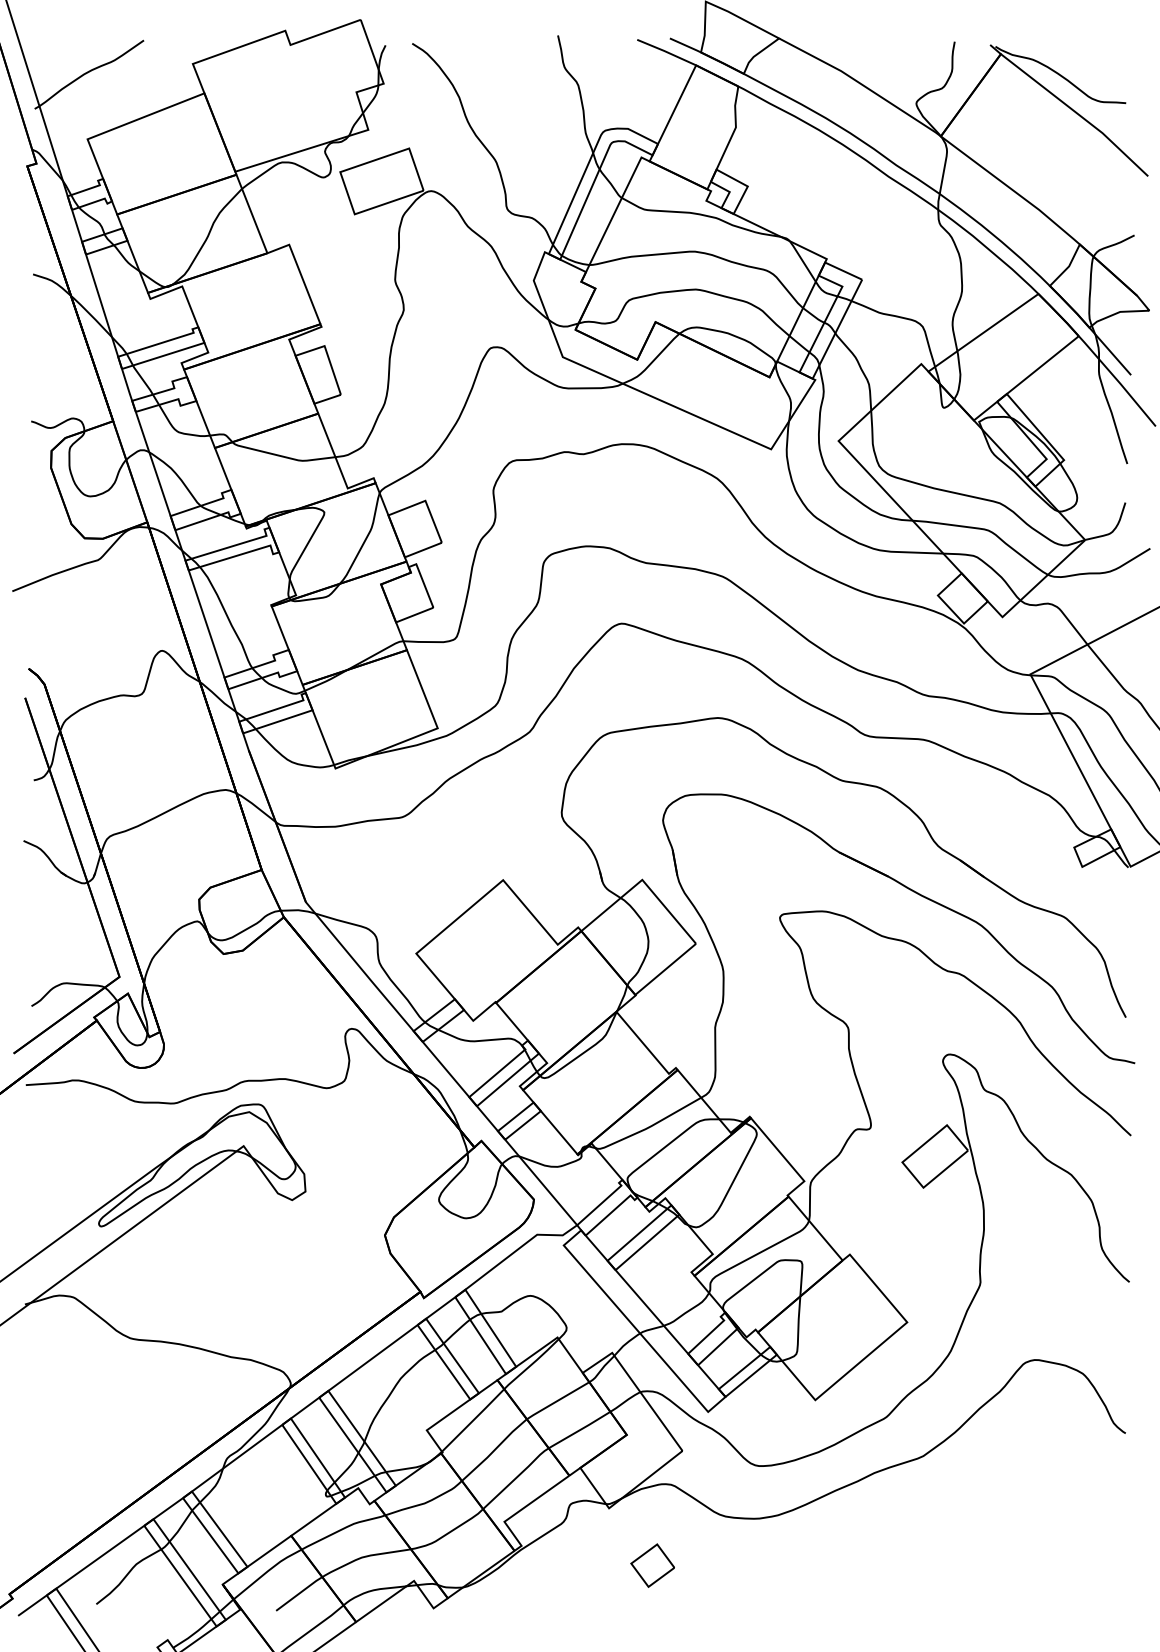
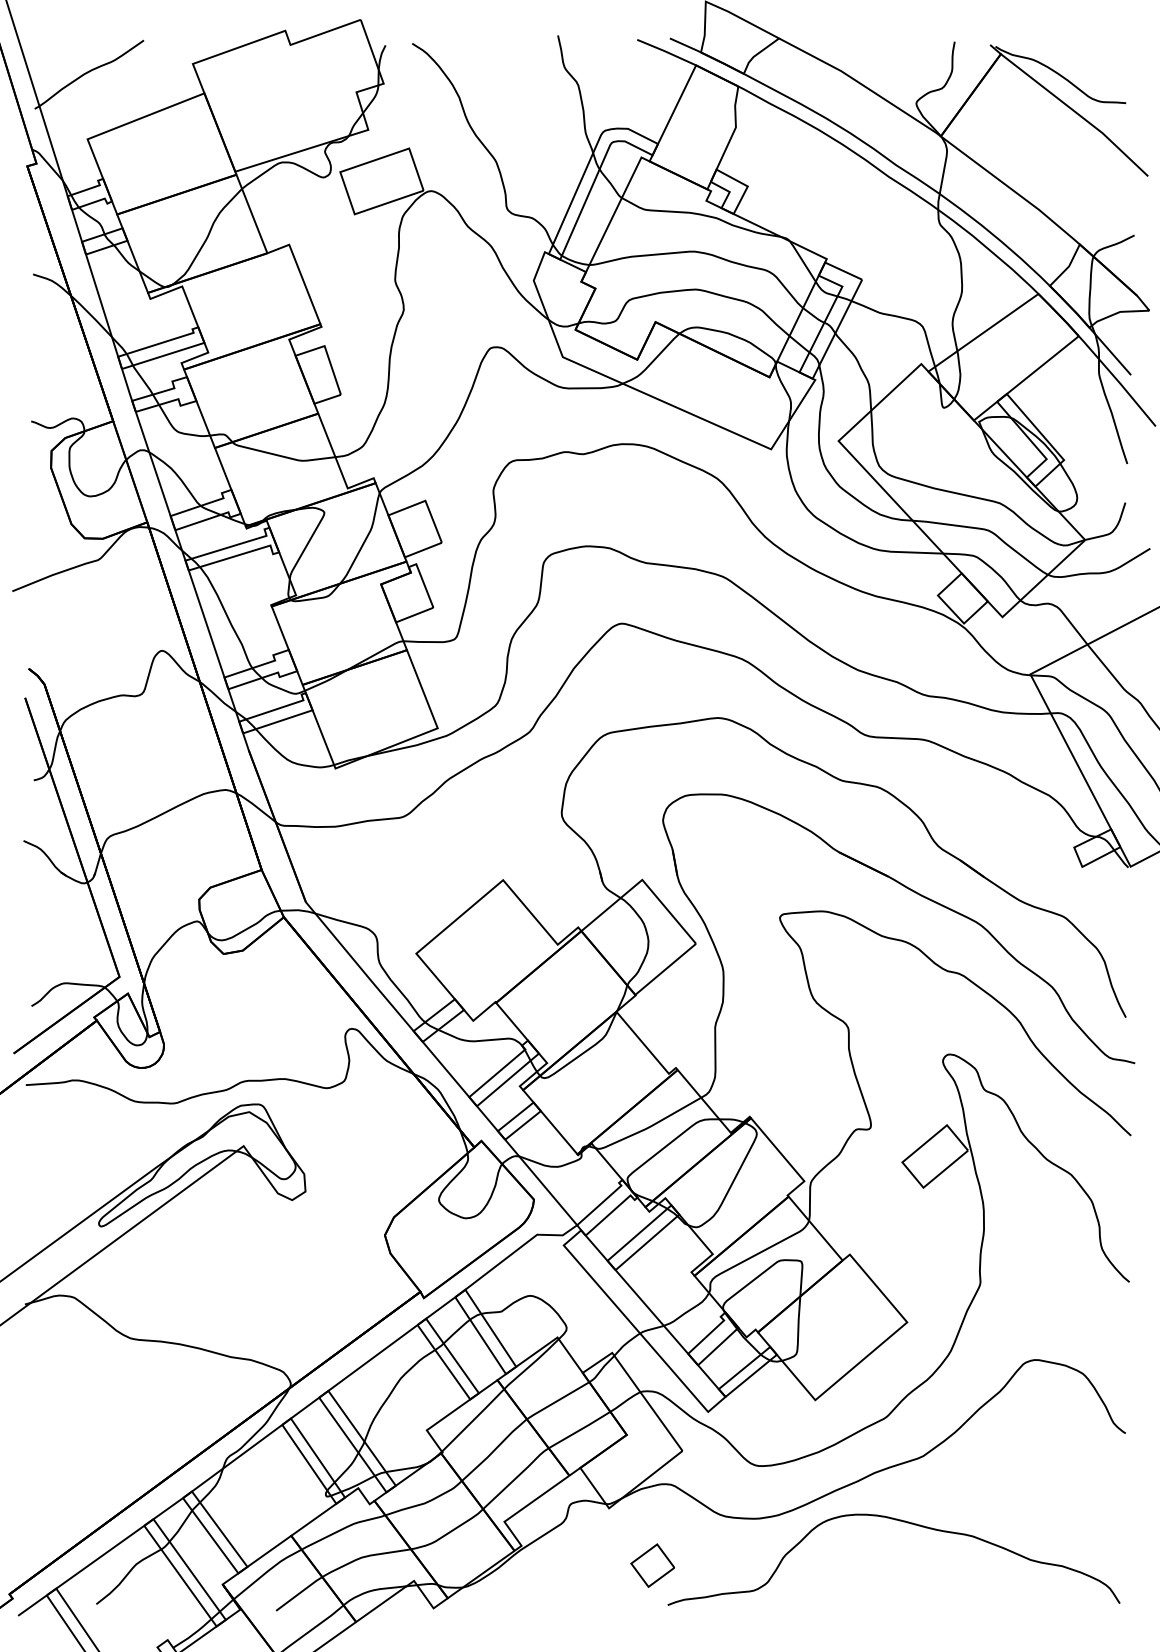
curve: none -> present (903, 1522)
